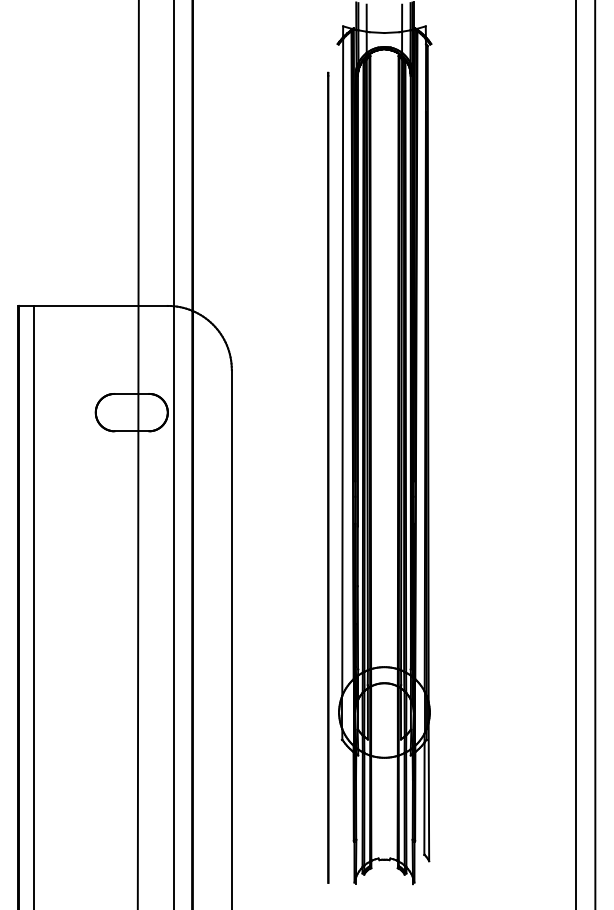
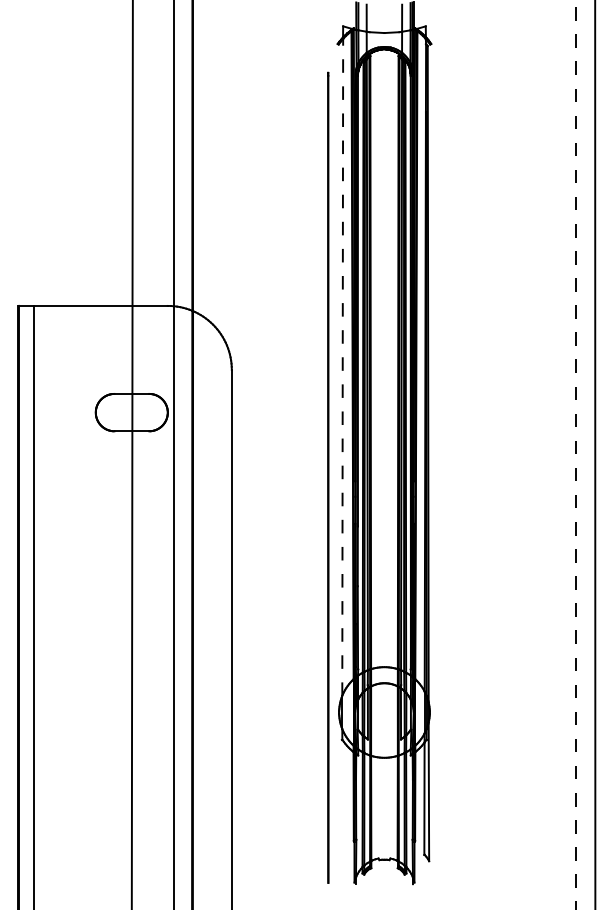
line: solid -> dashed (342, 366)
line position: (137, 454) -> (131, 454) (131, 454)
line: solid -> dashed (576, 454)
